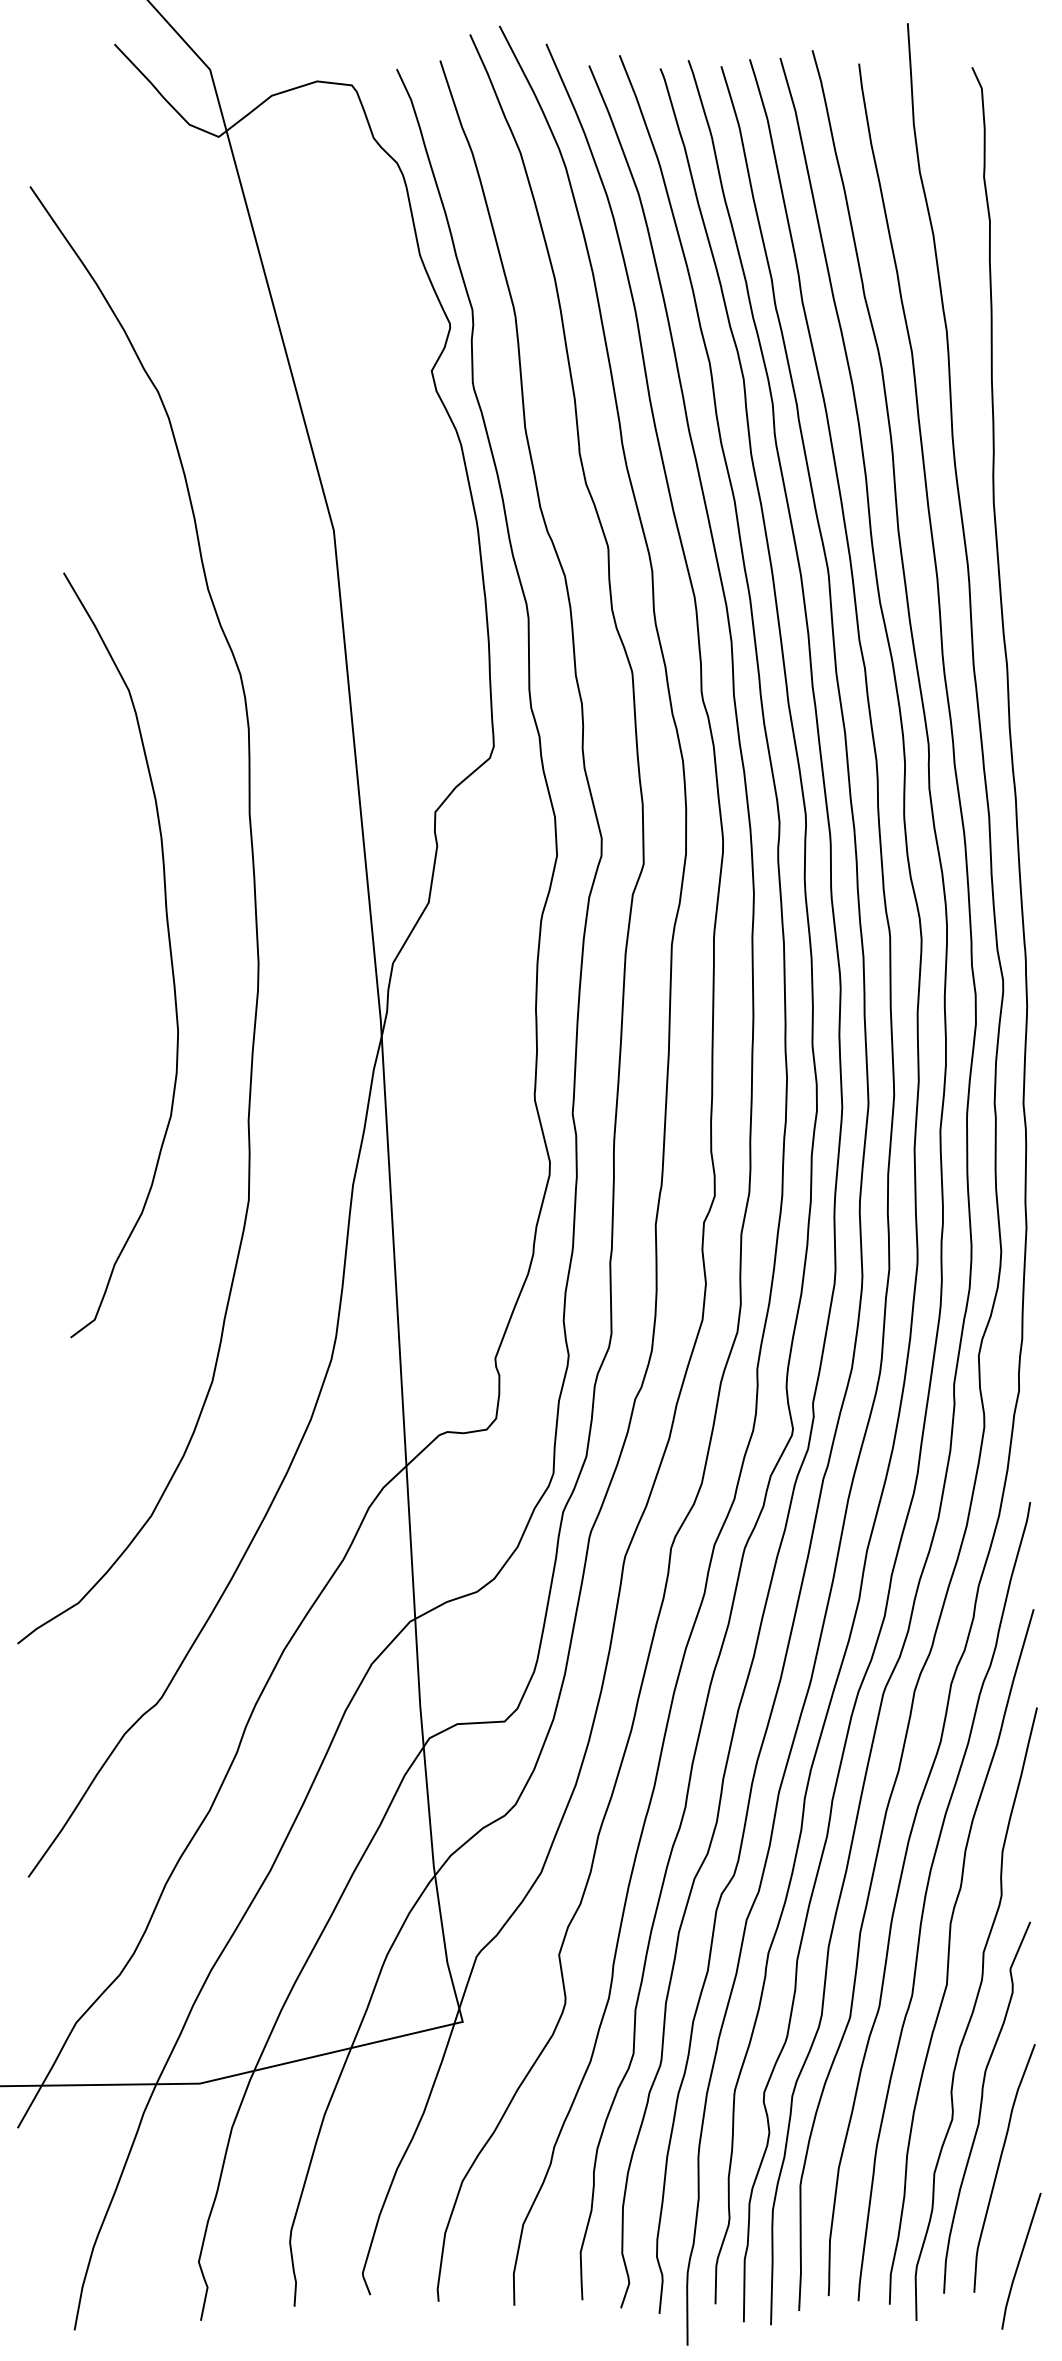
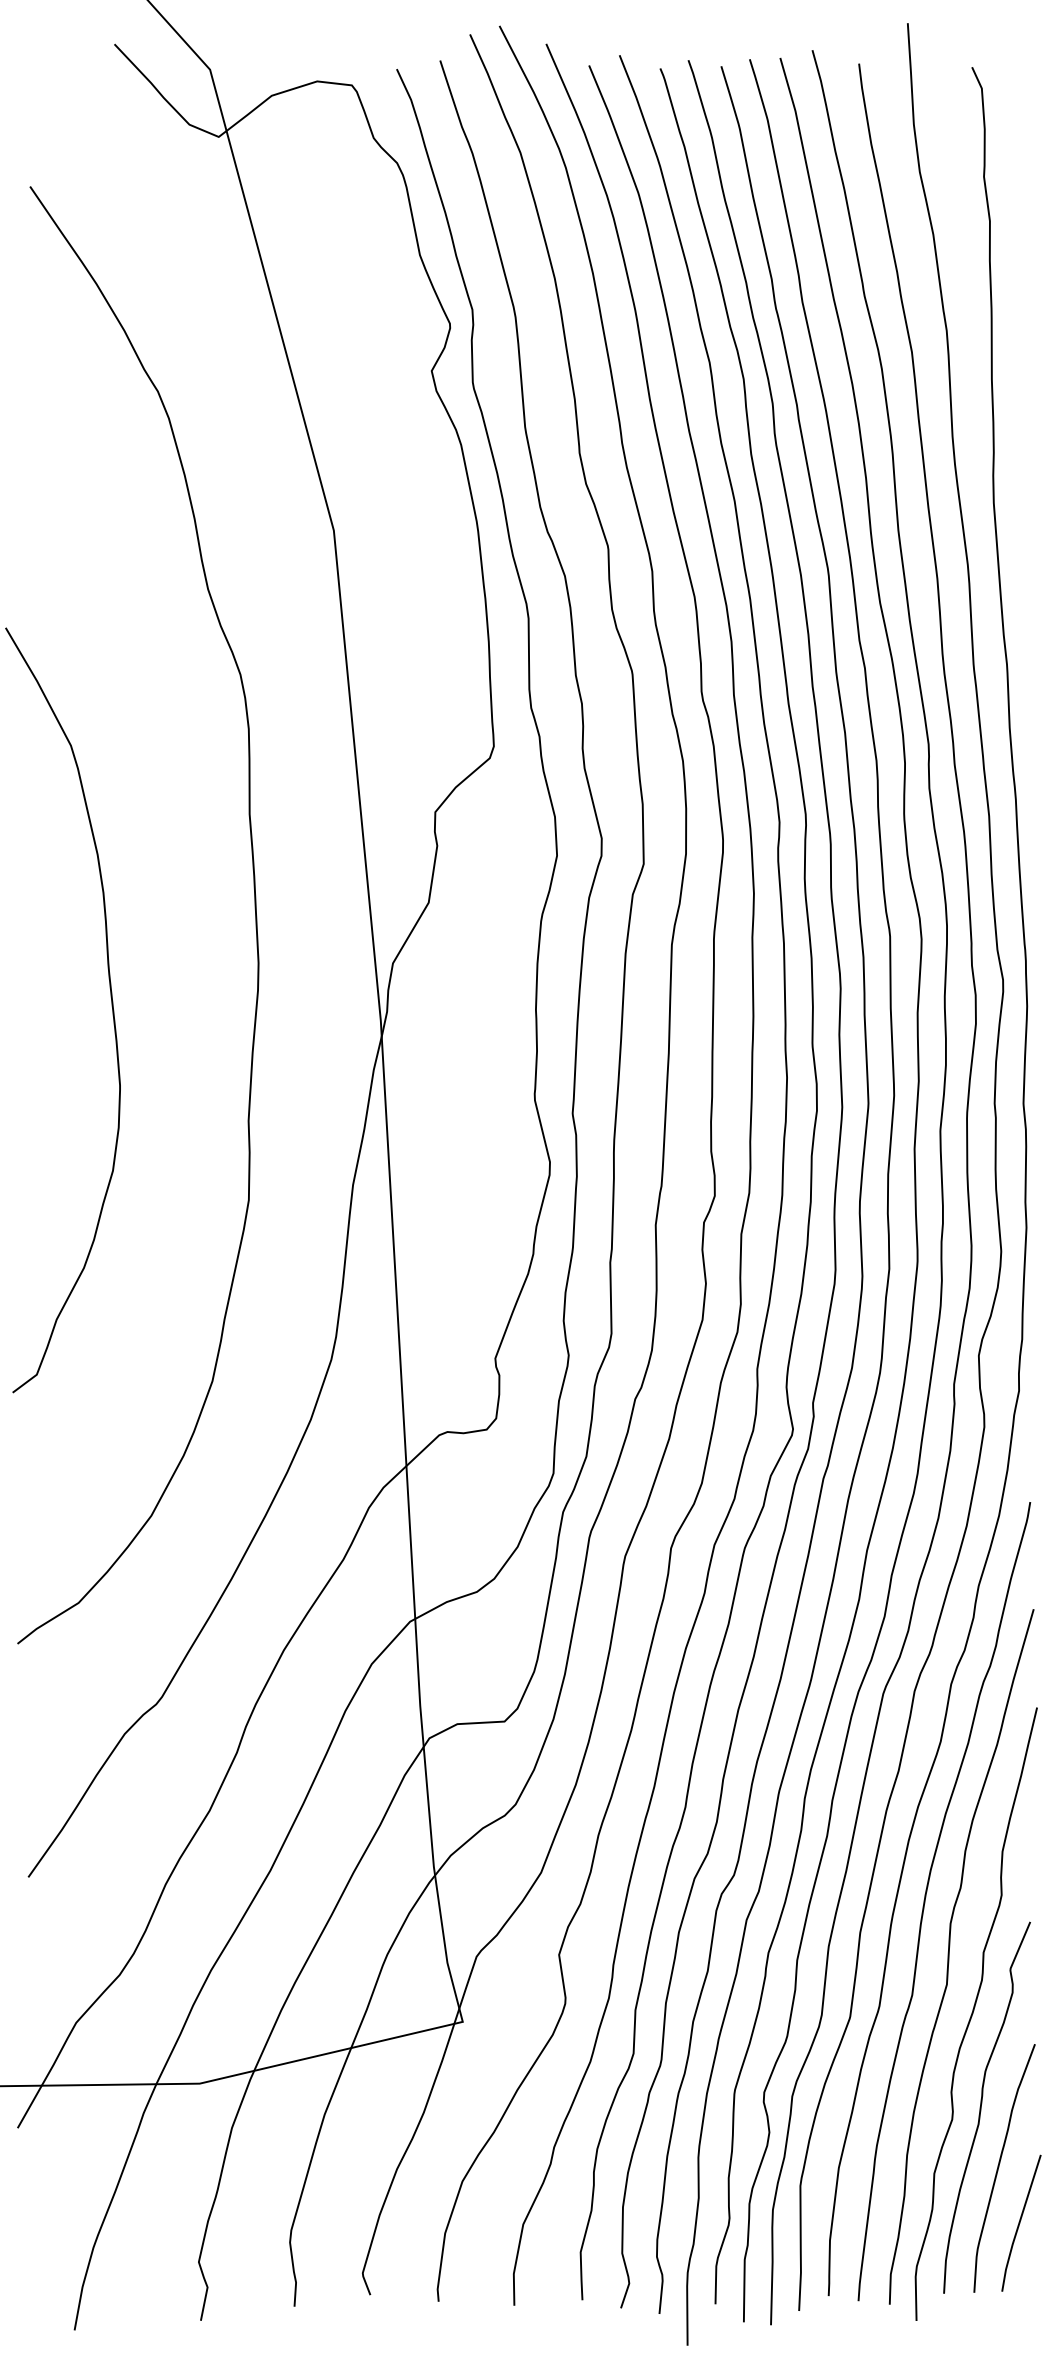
curve position: (169, 951) -> (111, 1006) (111, 1006)
line position: (1020, 2260) -> (1020, 2222) (1020, 2222)
